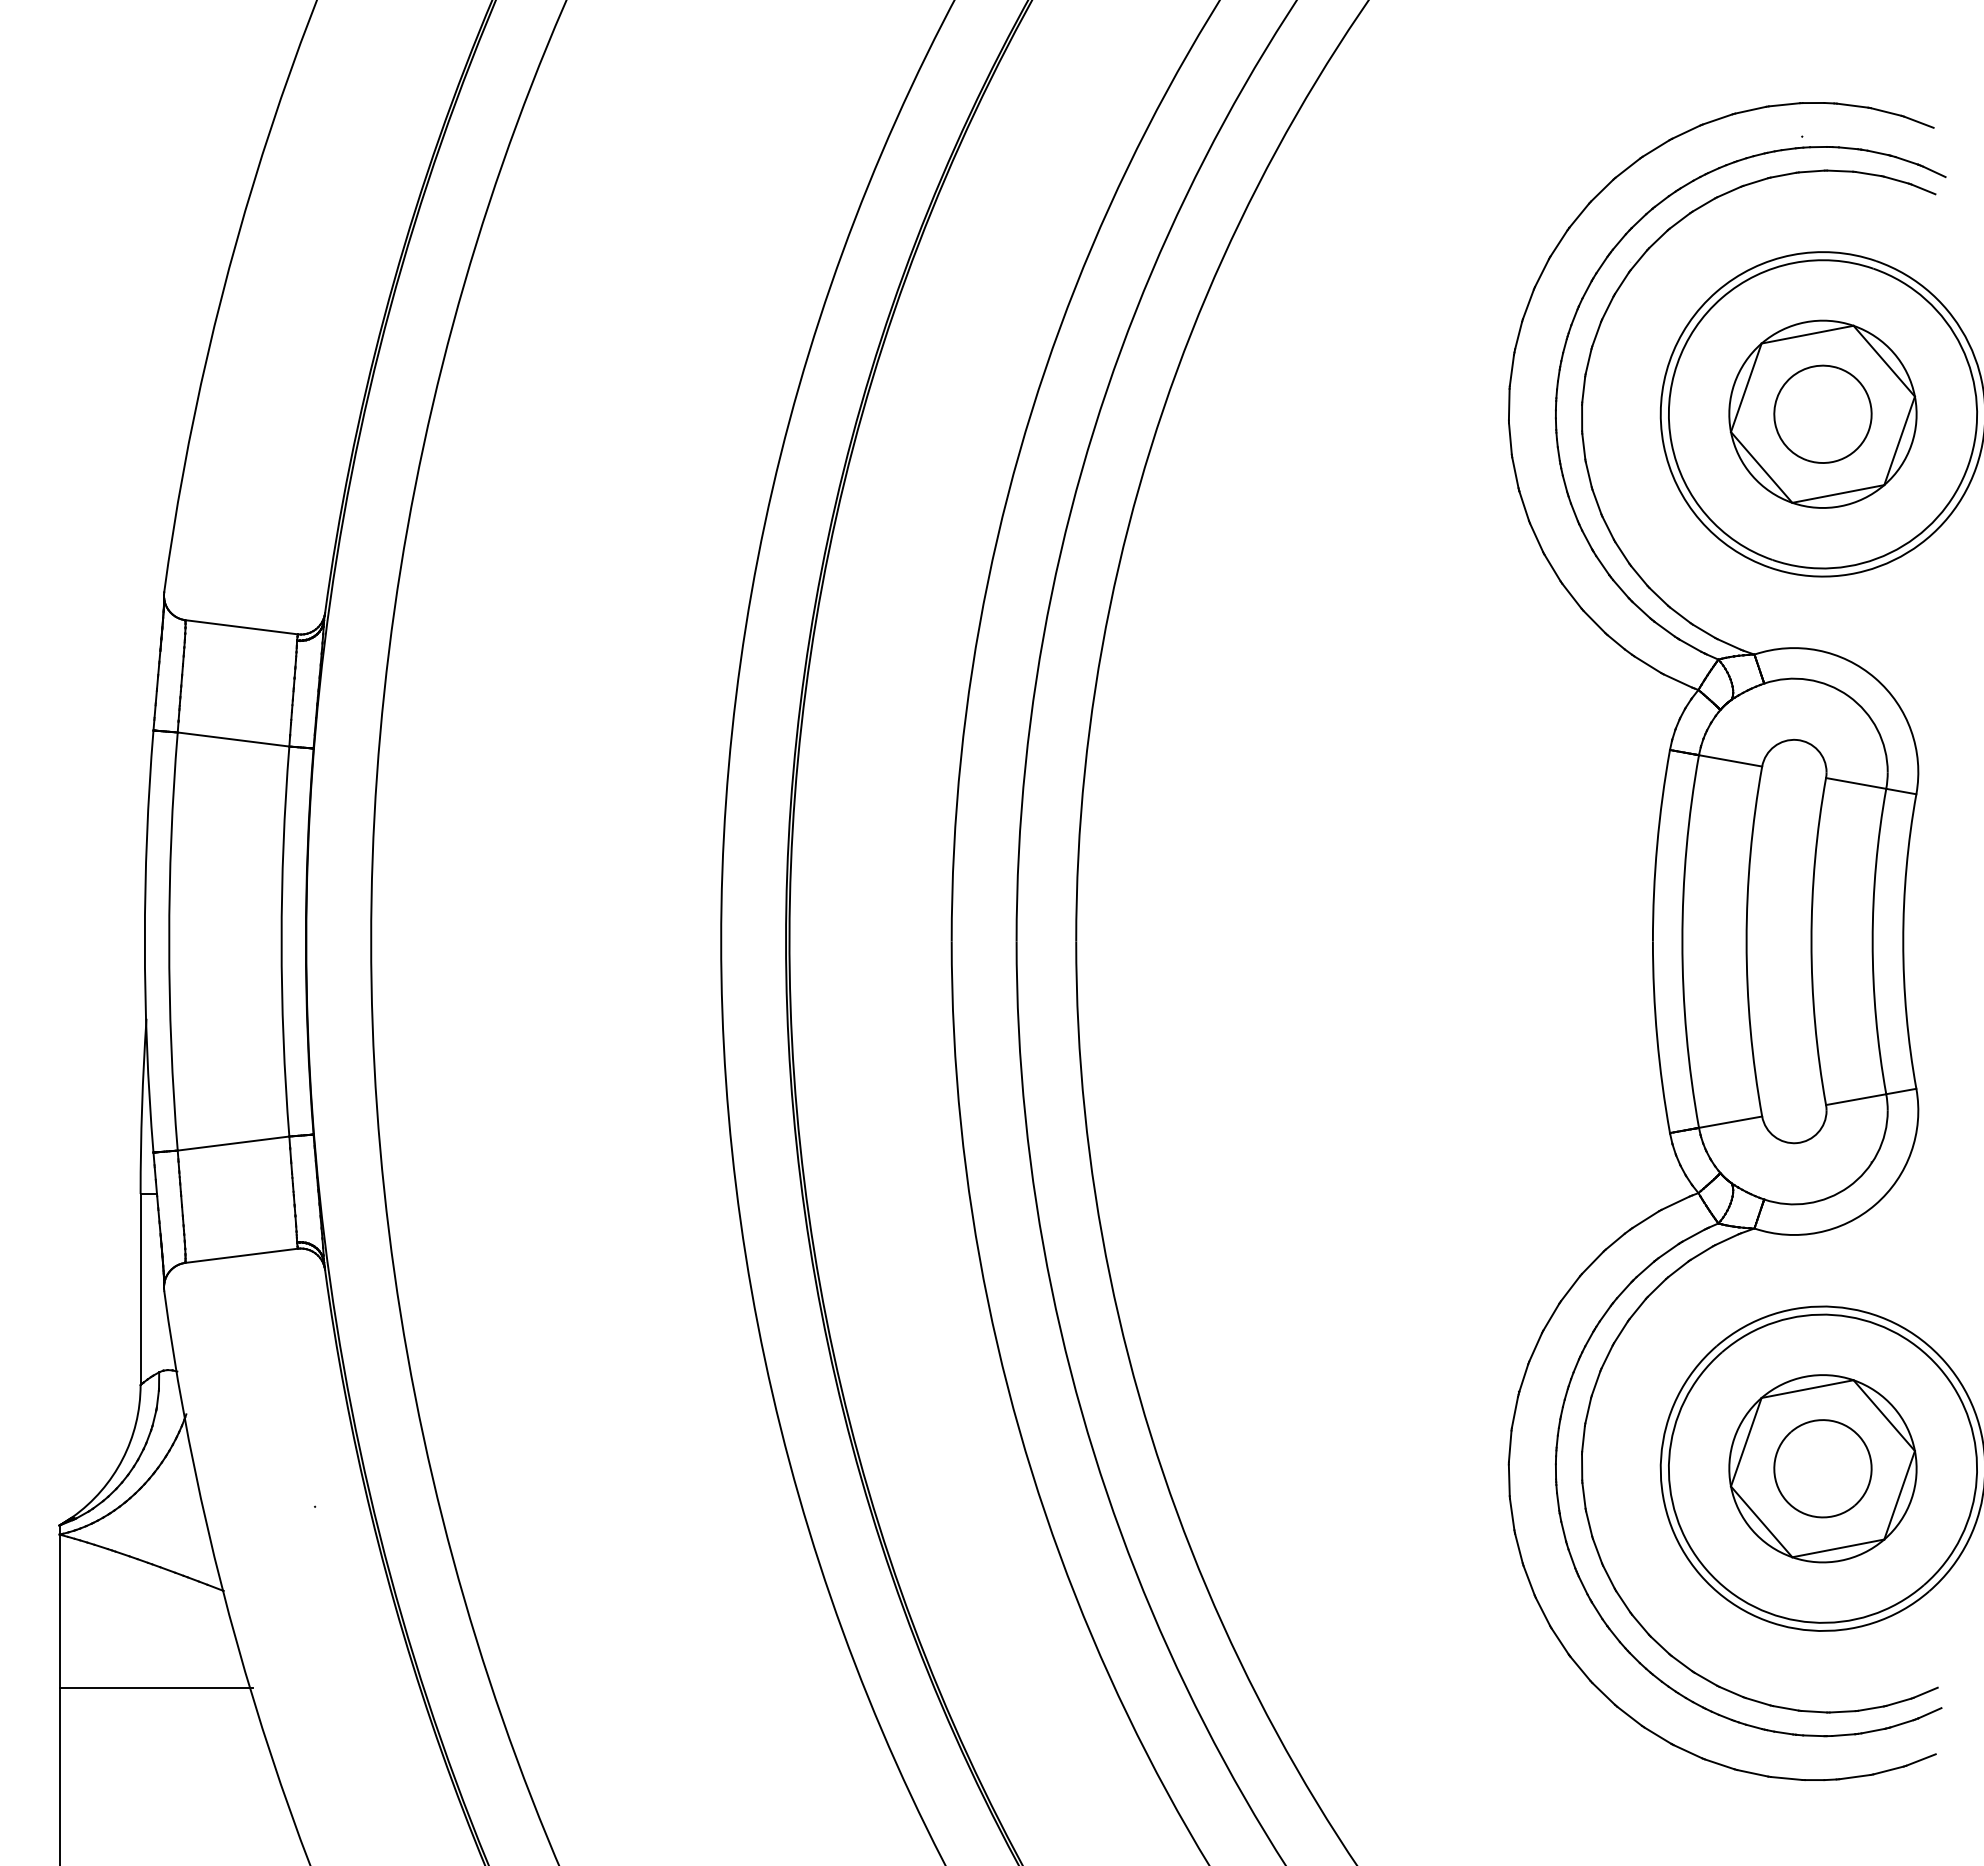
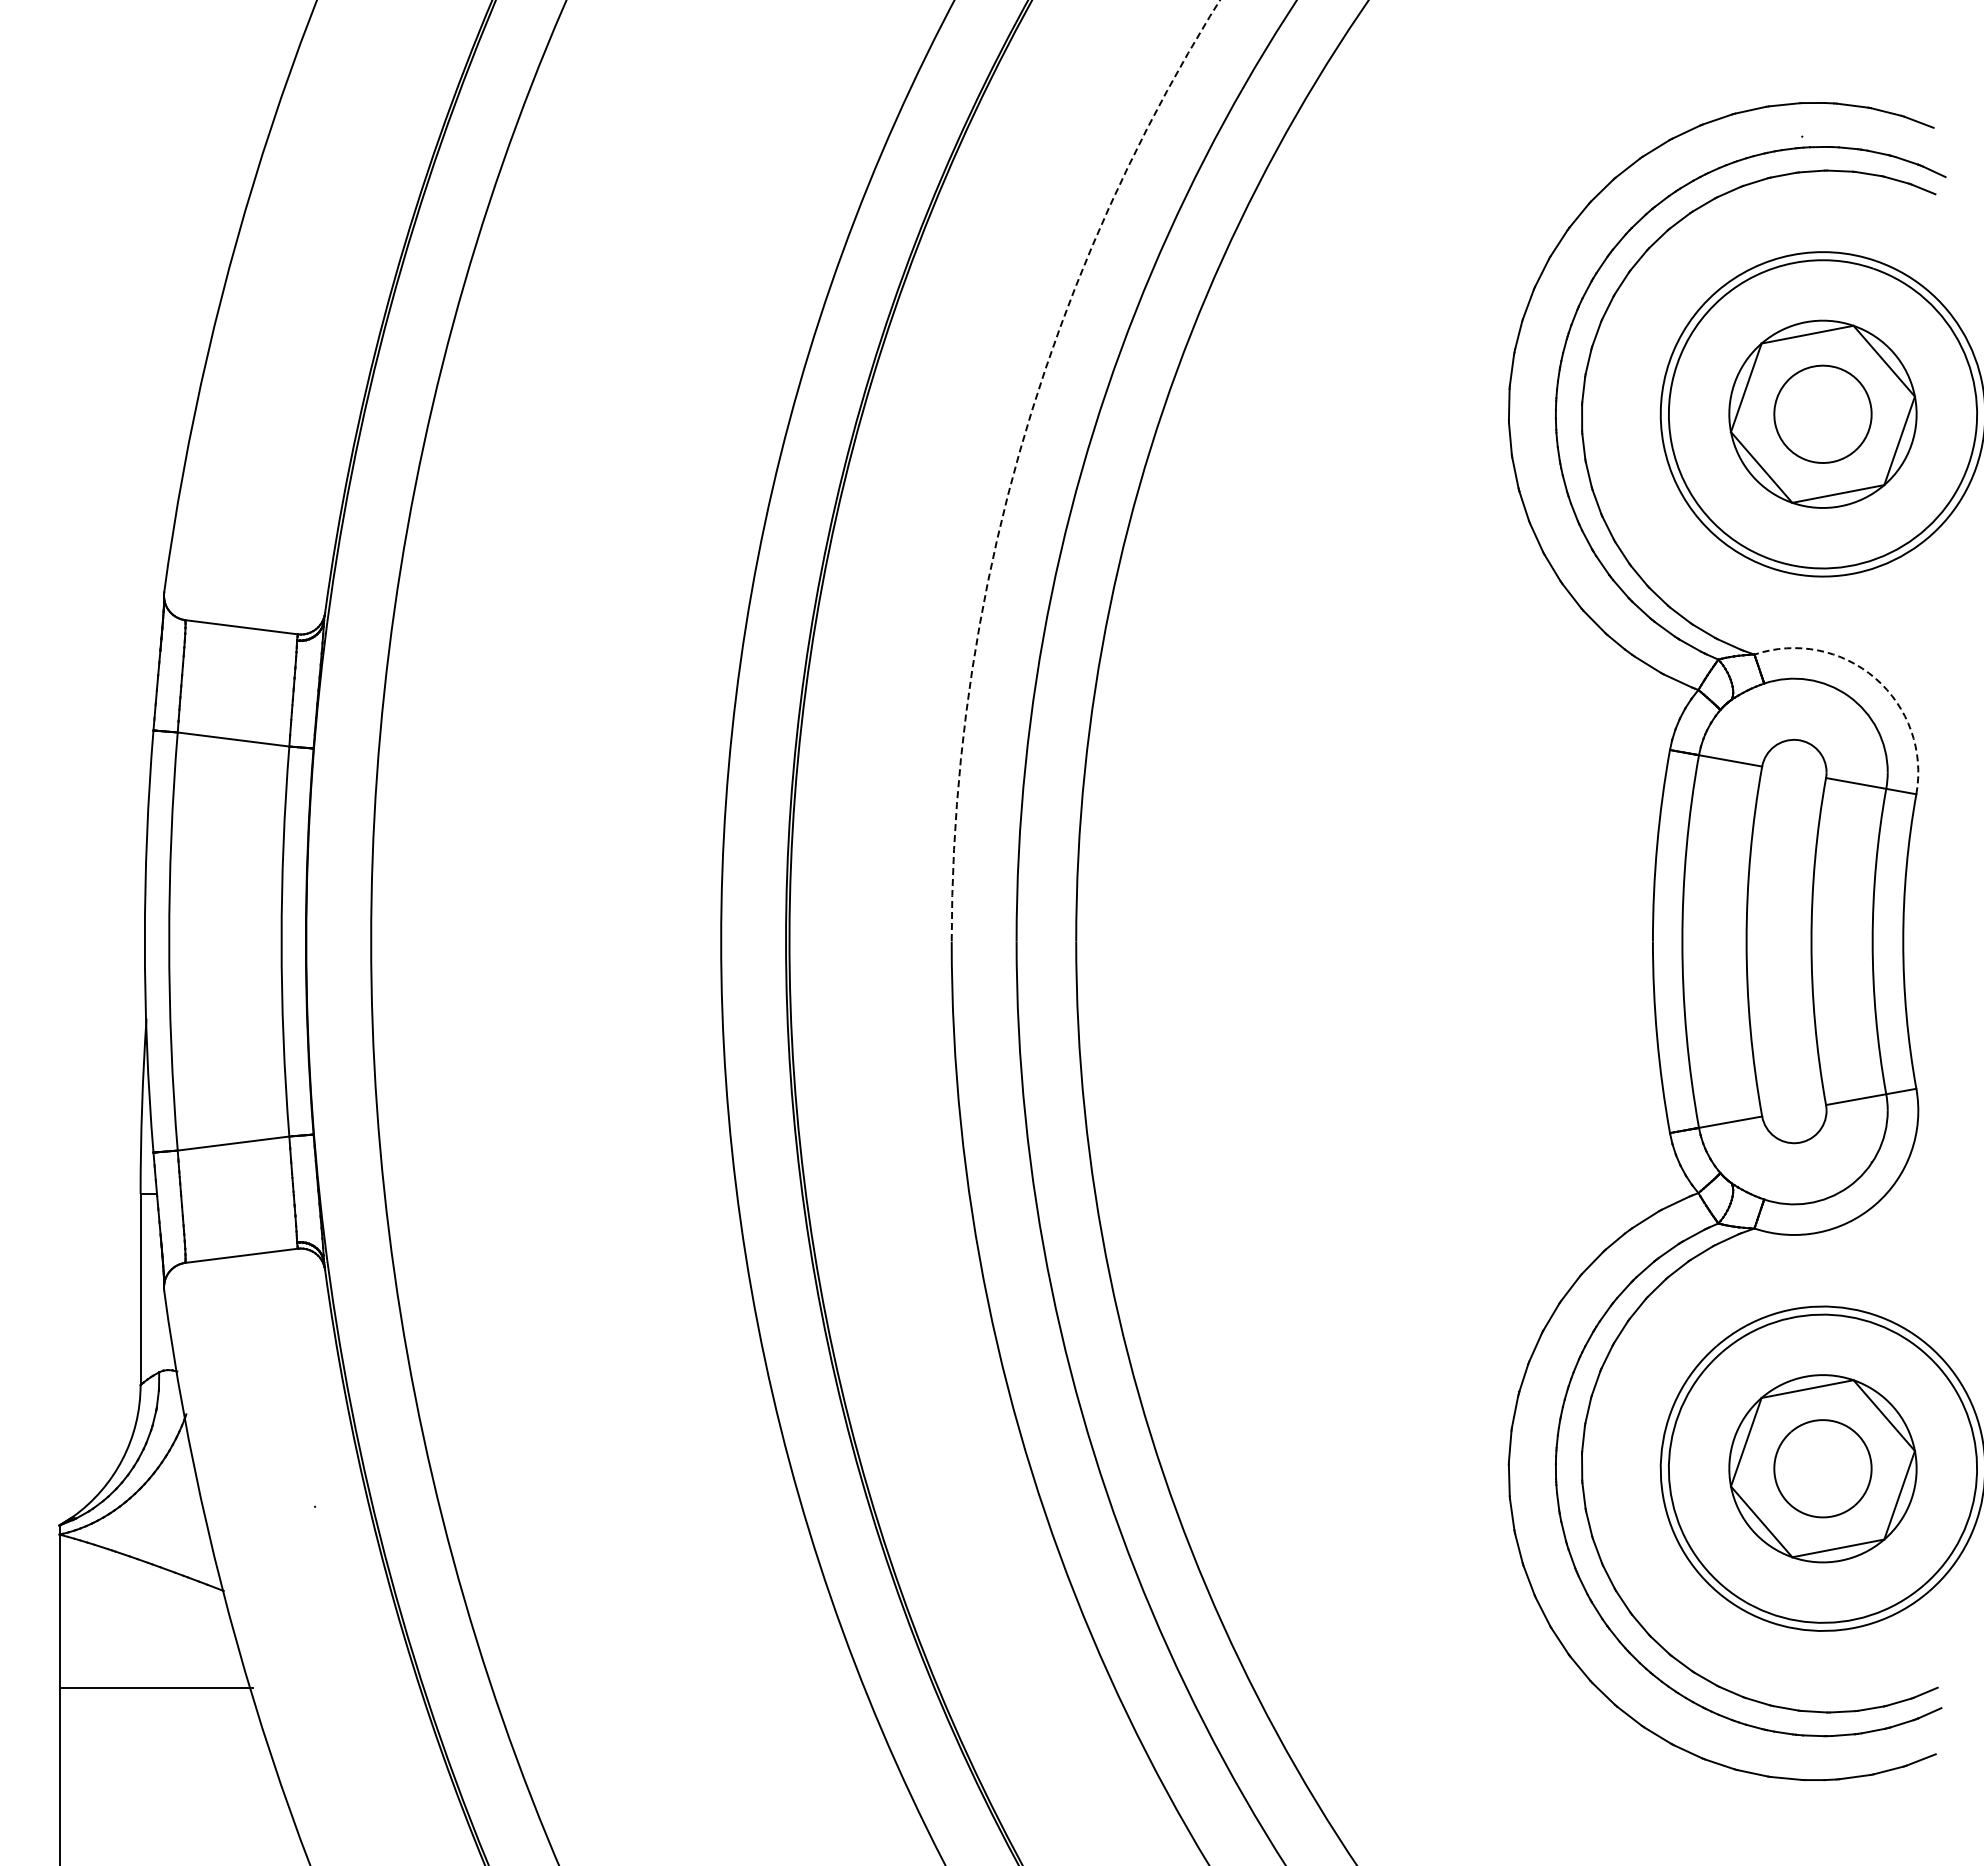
arc: solid -> dashed (1019, 452)
arc: solid -> dashed (1875, 678)
